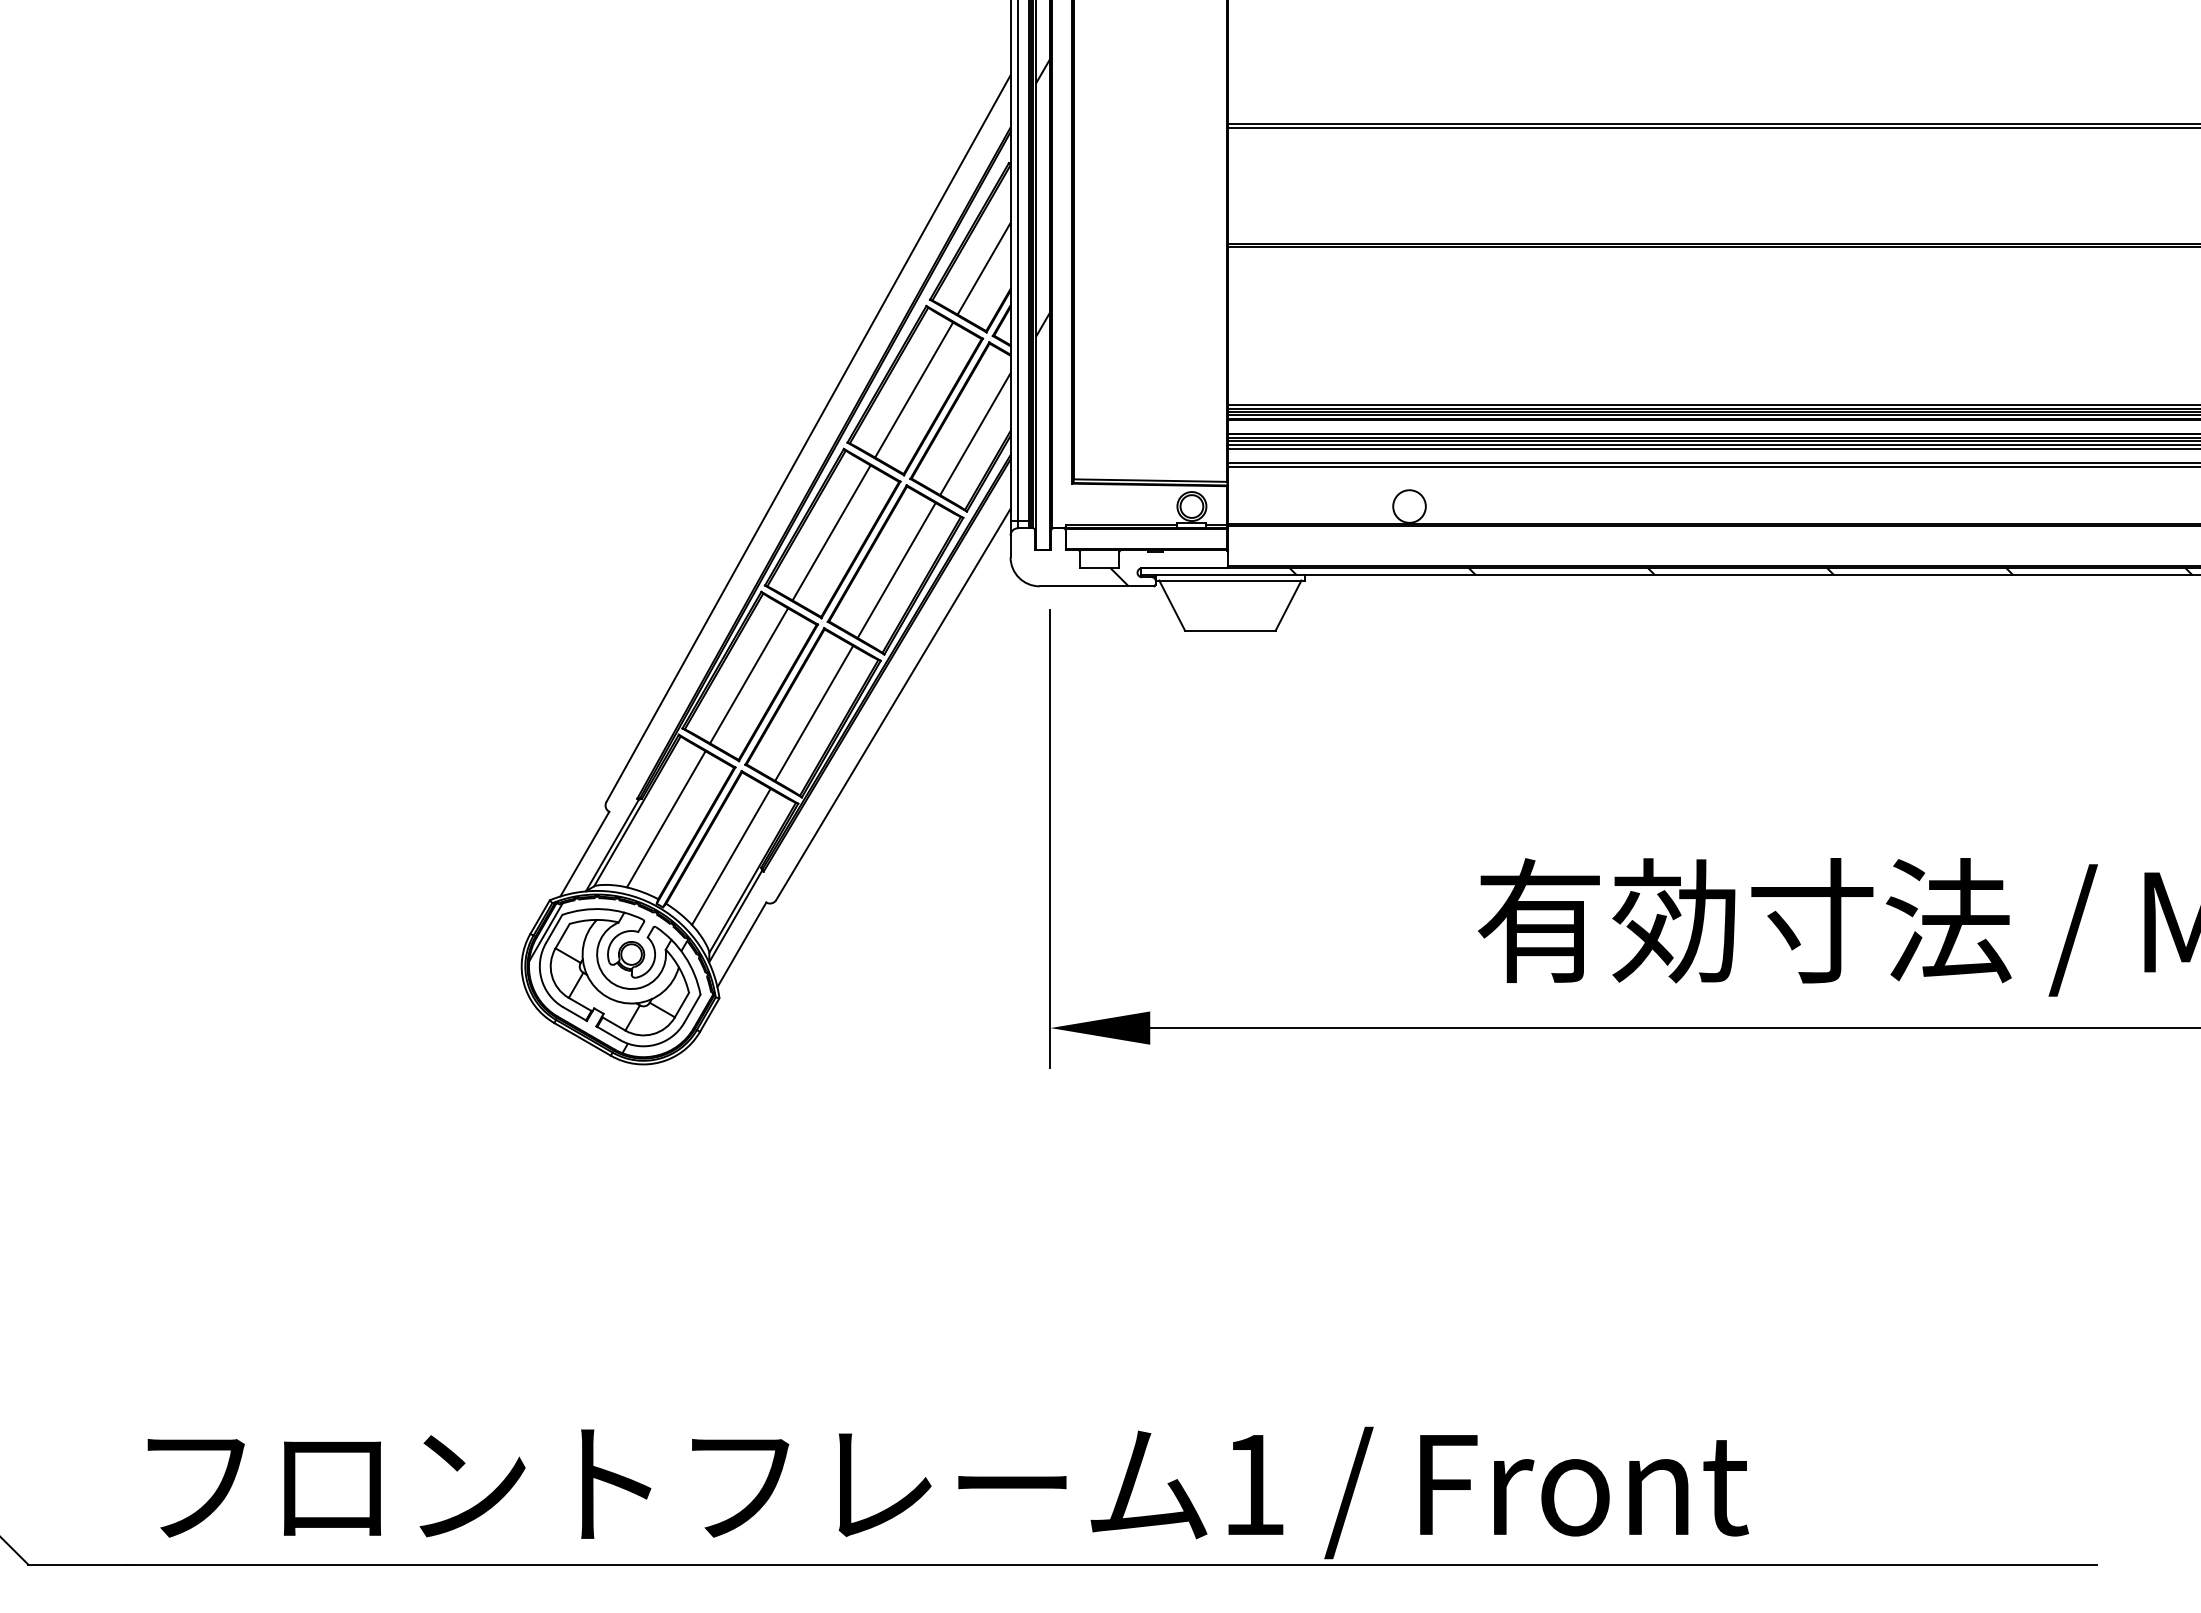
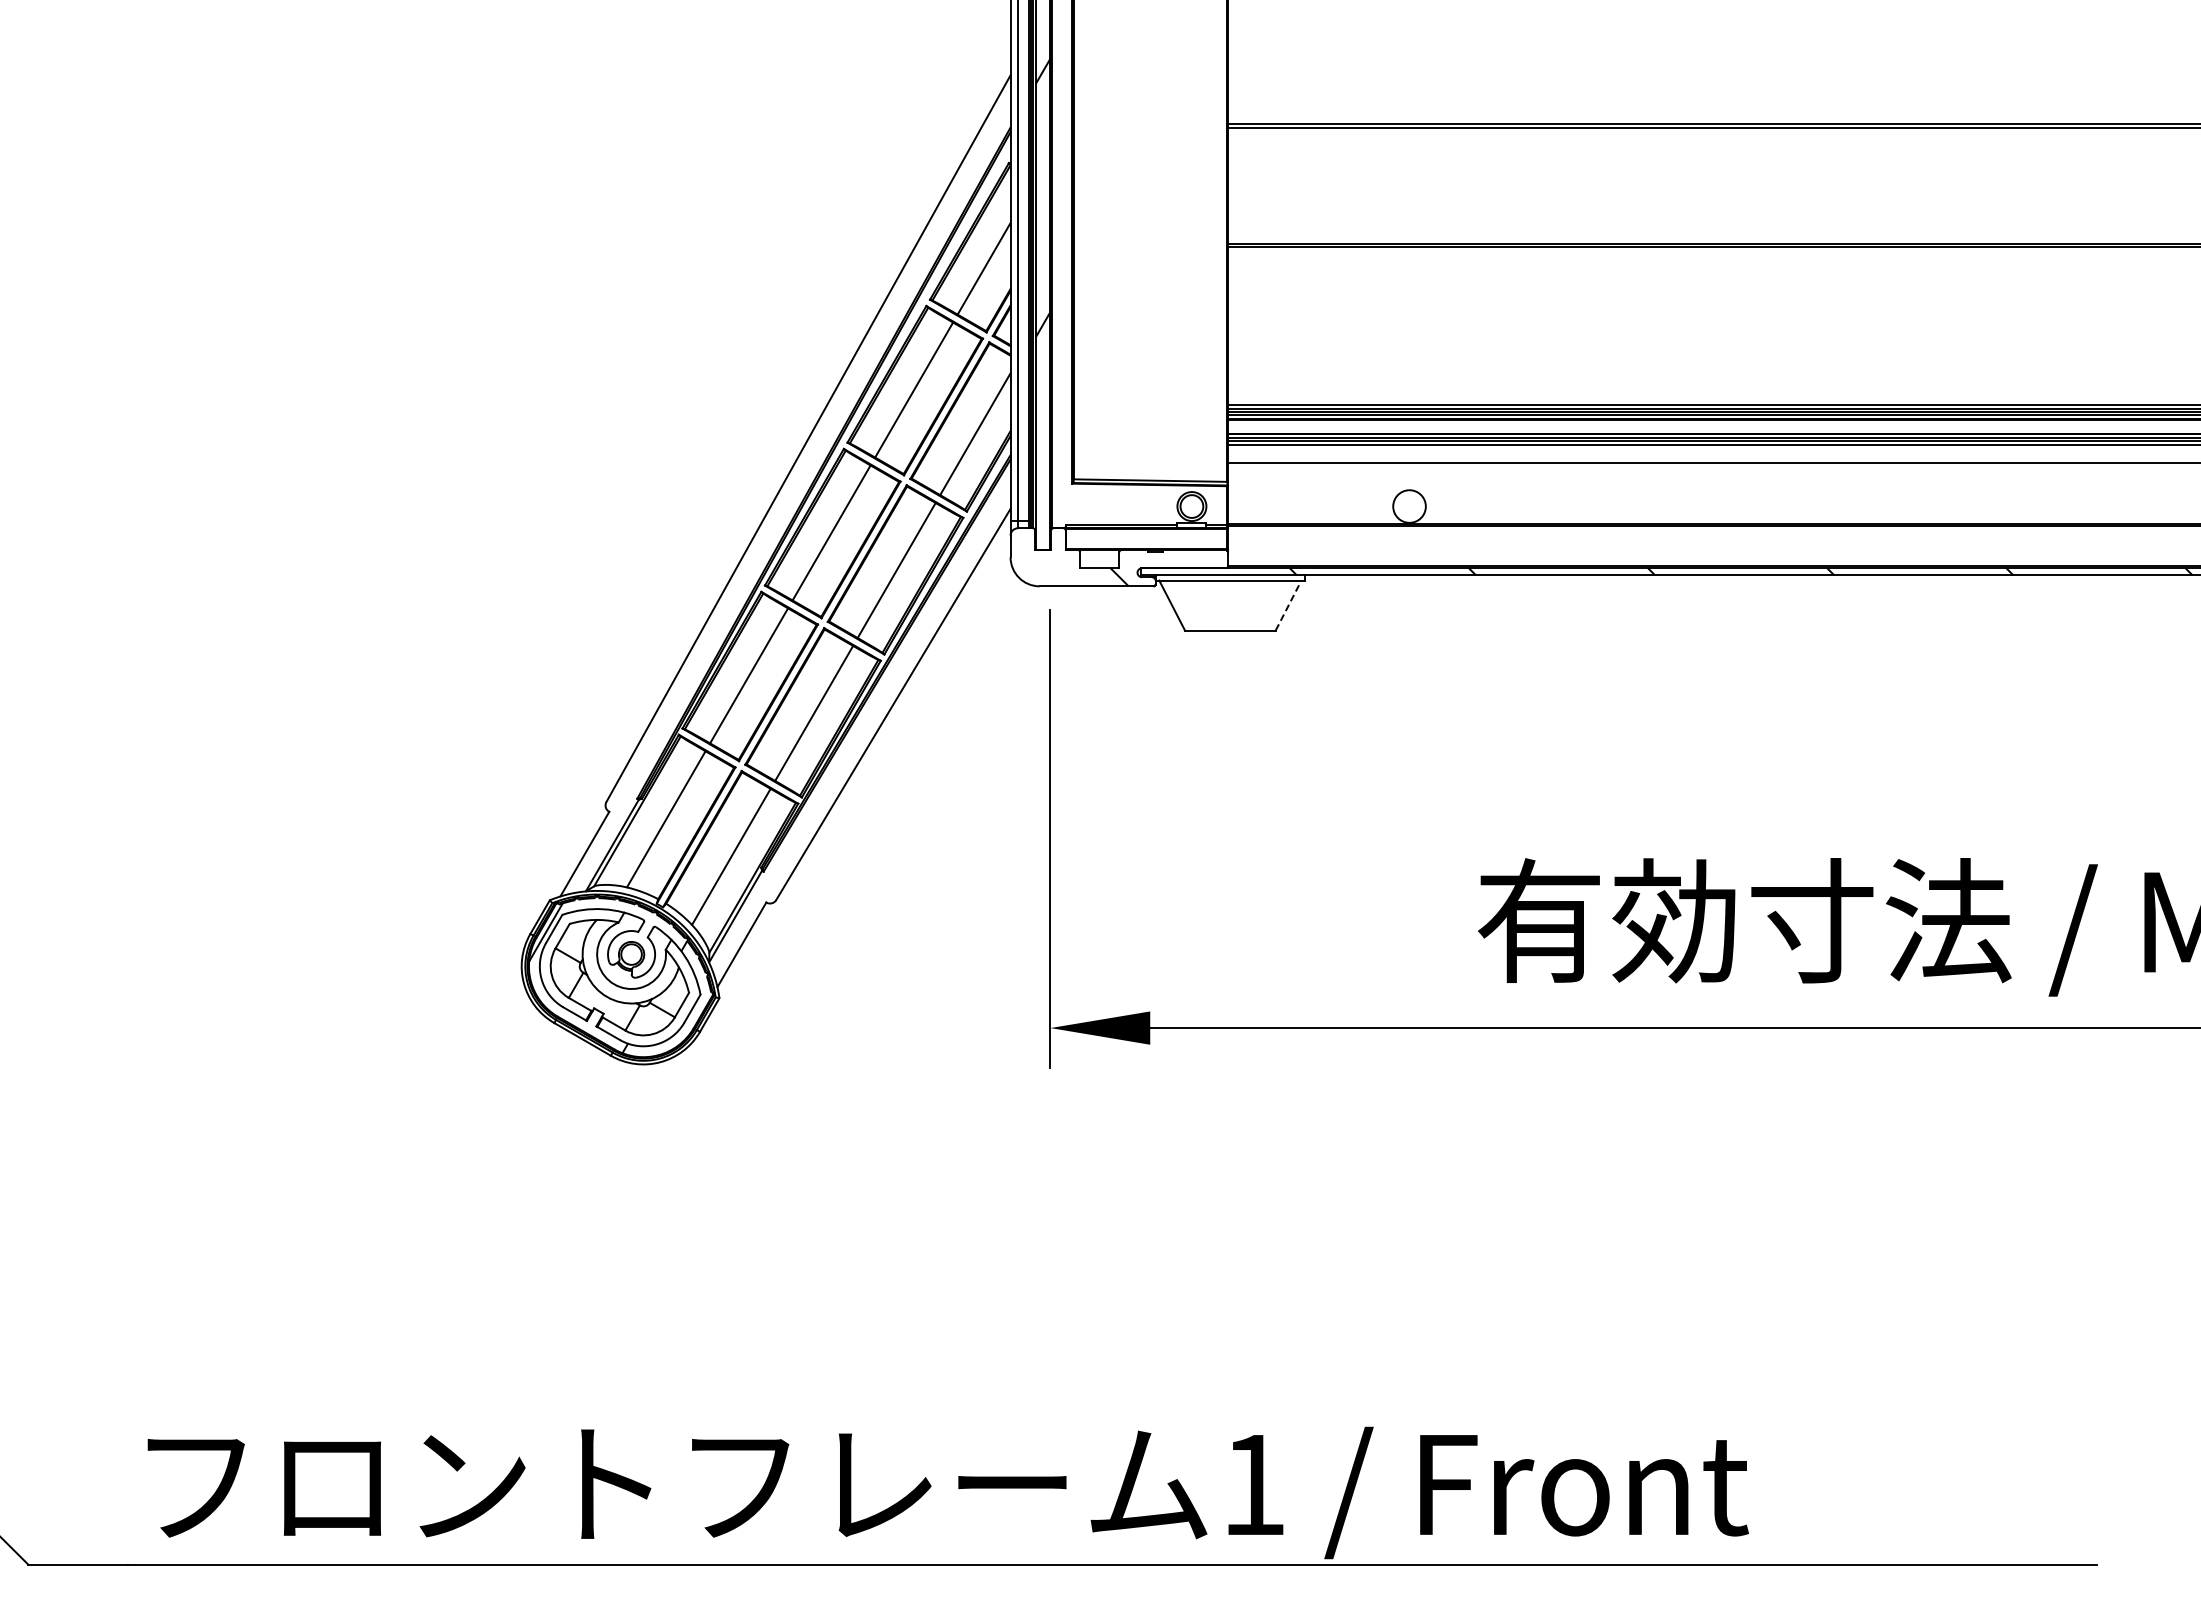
line: present -> none (1712, 448)
line: present -> none (1712, 466)
line: solid -> dashed (1288, 605)
